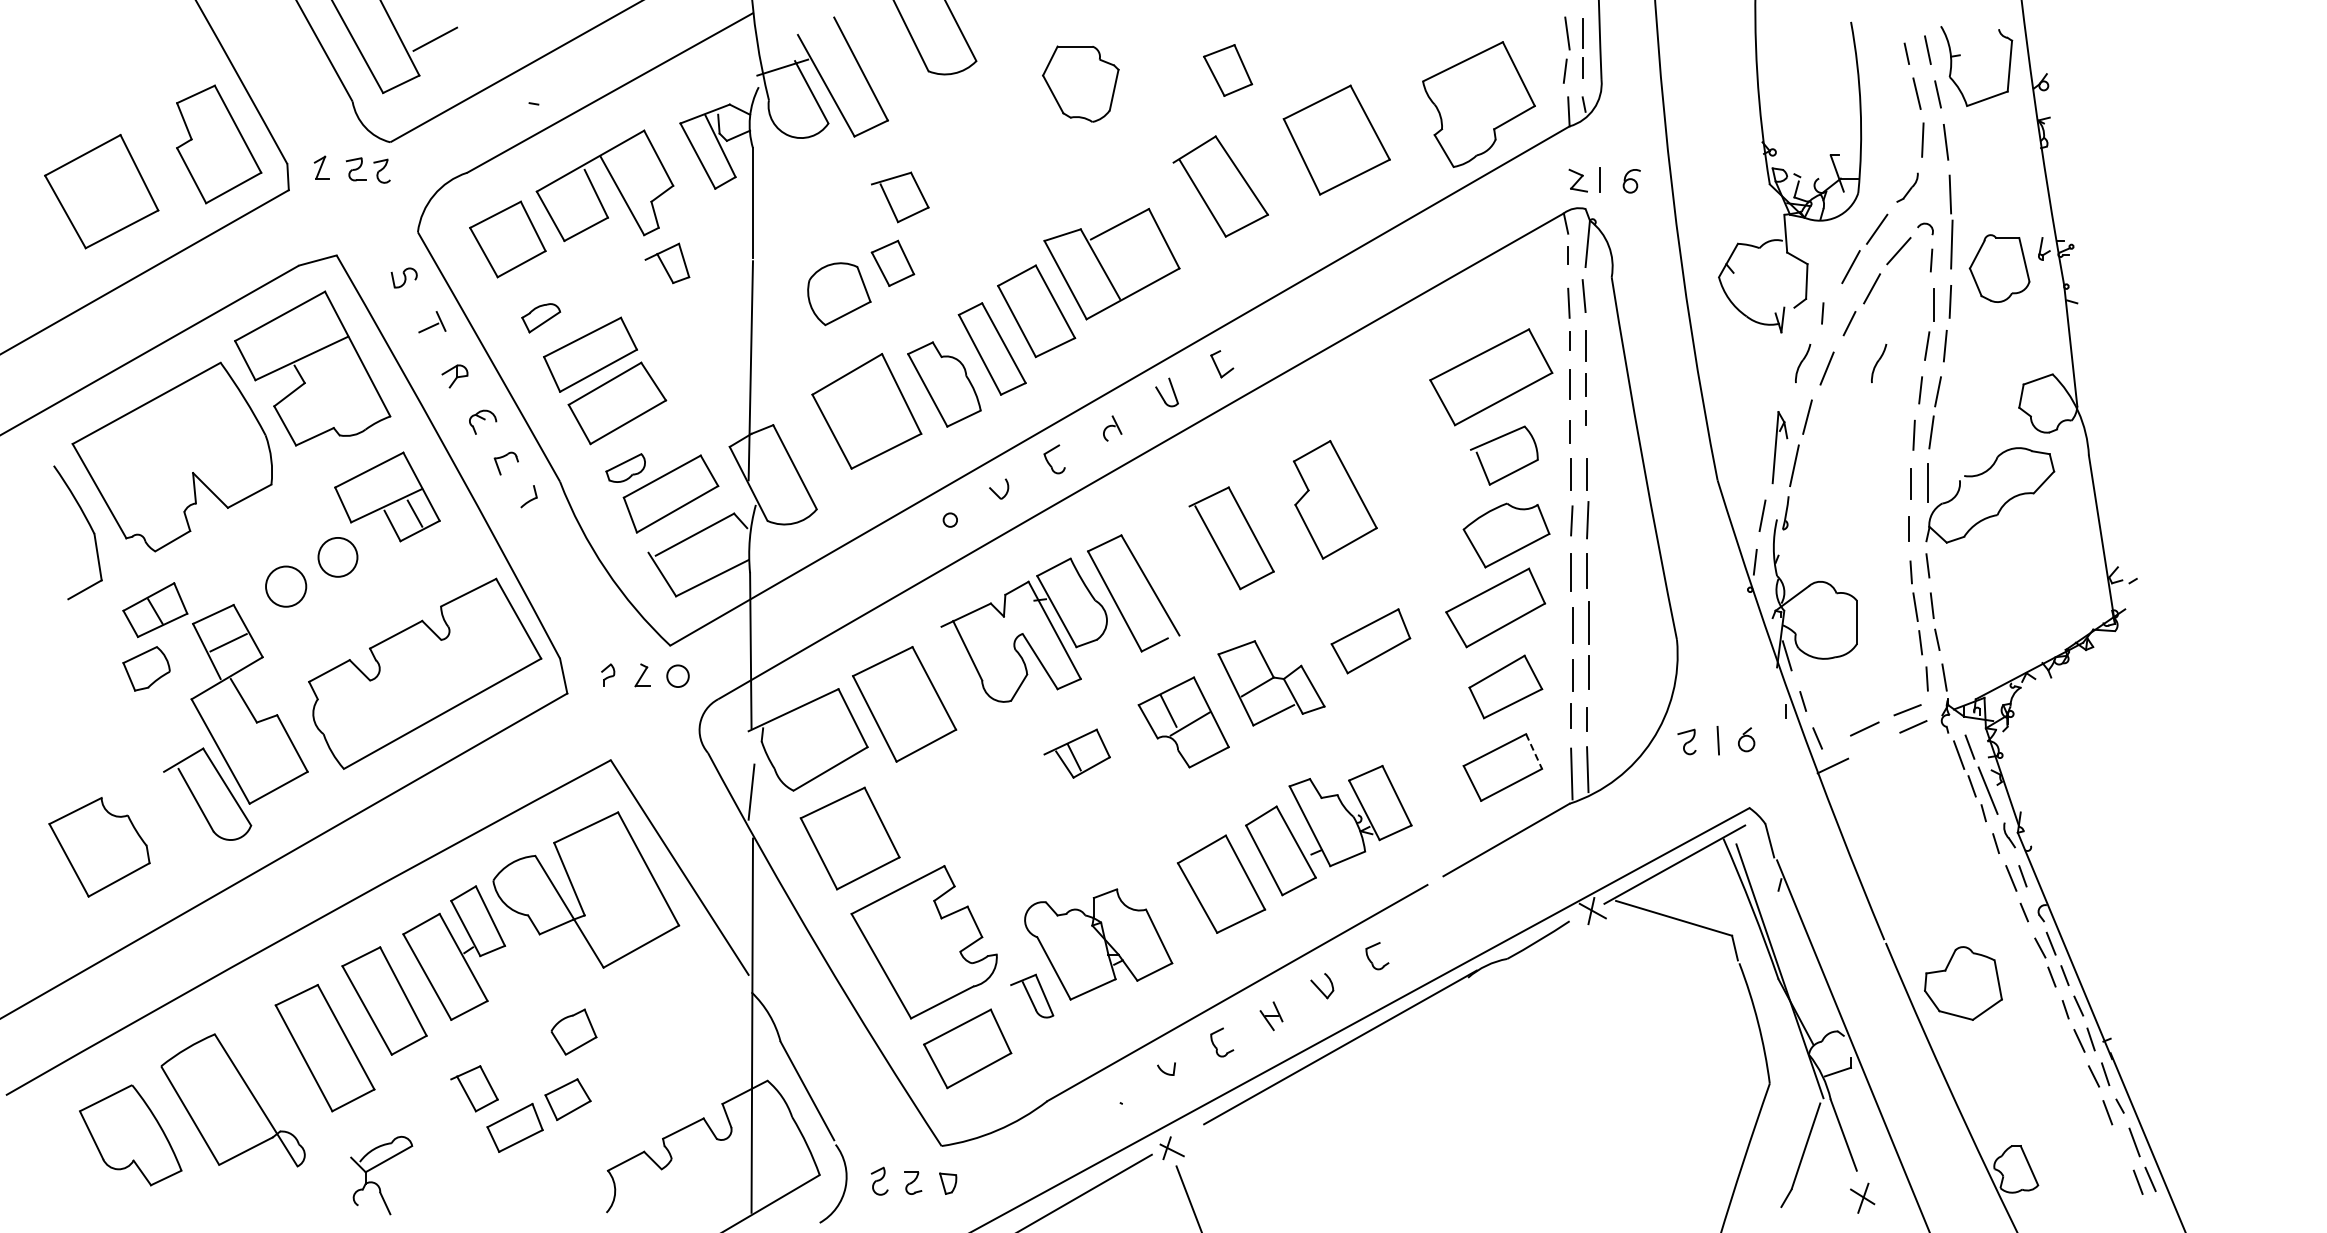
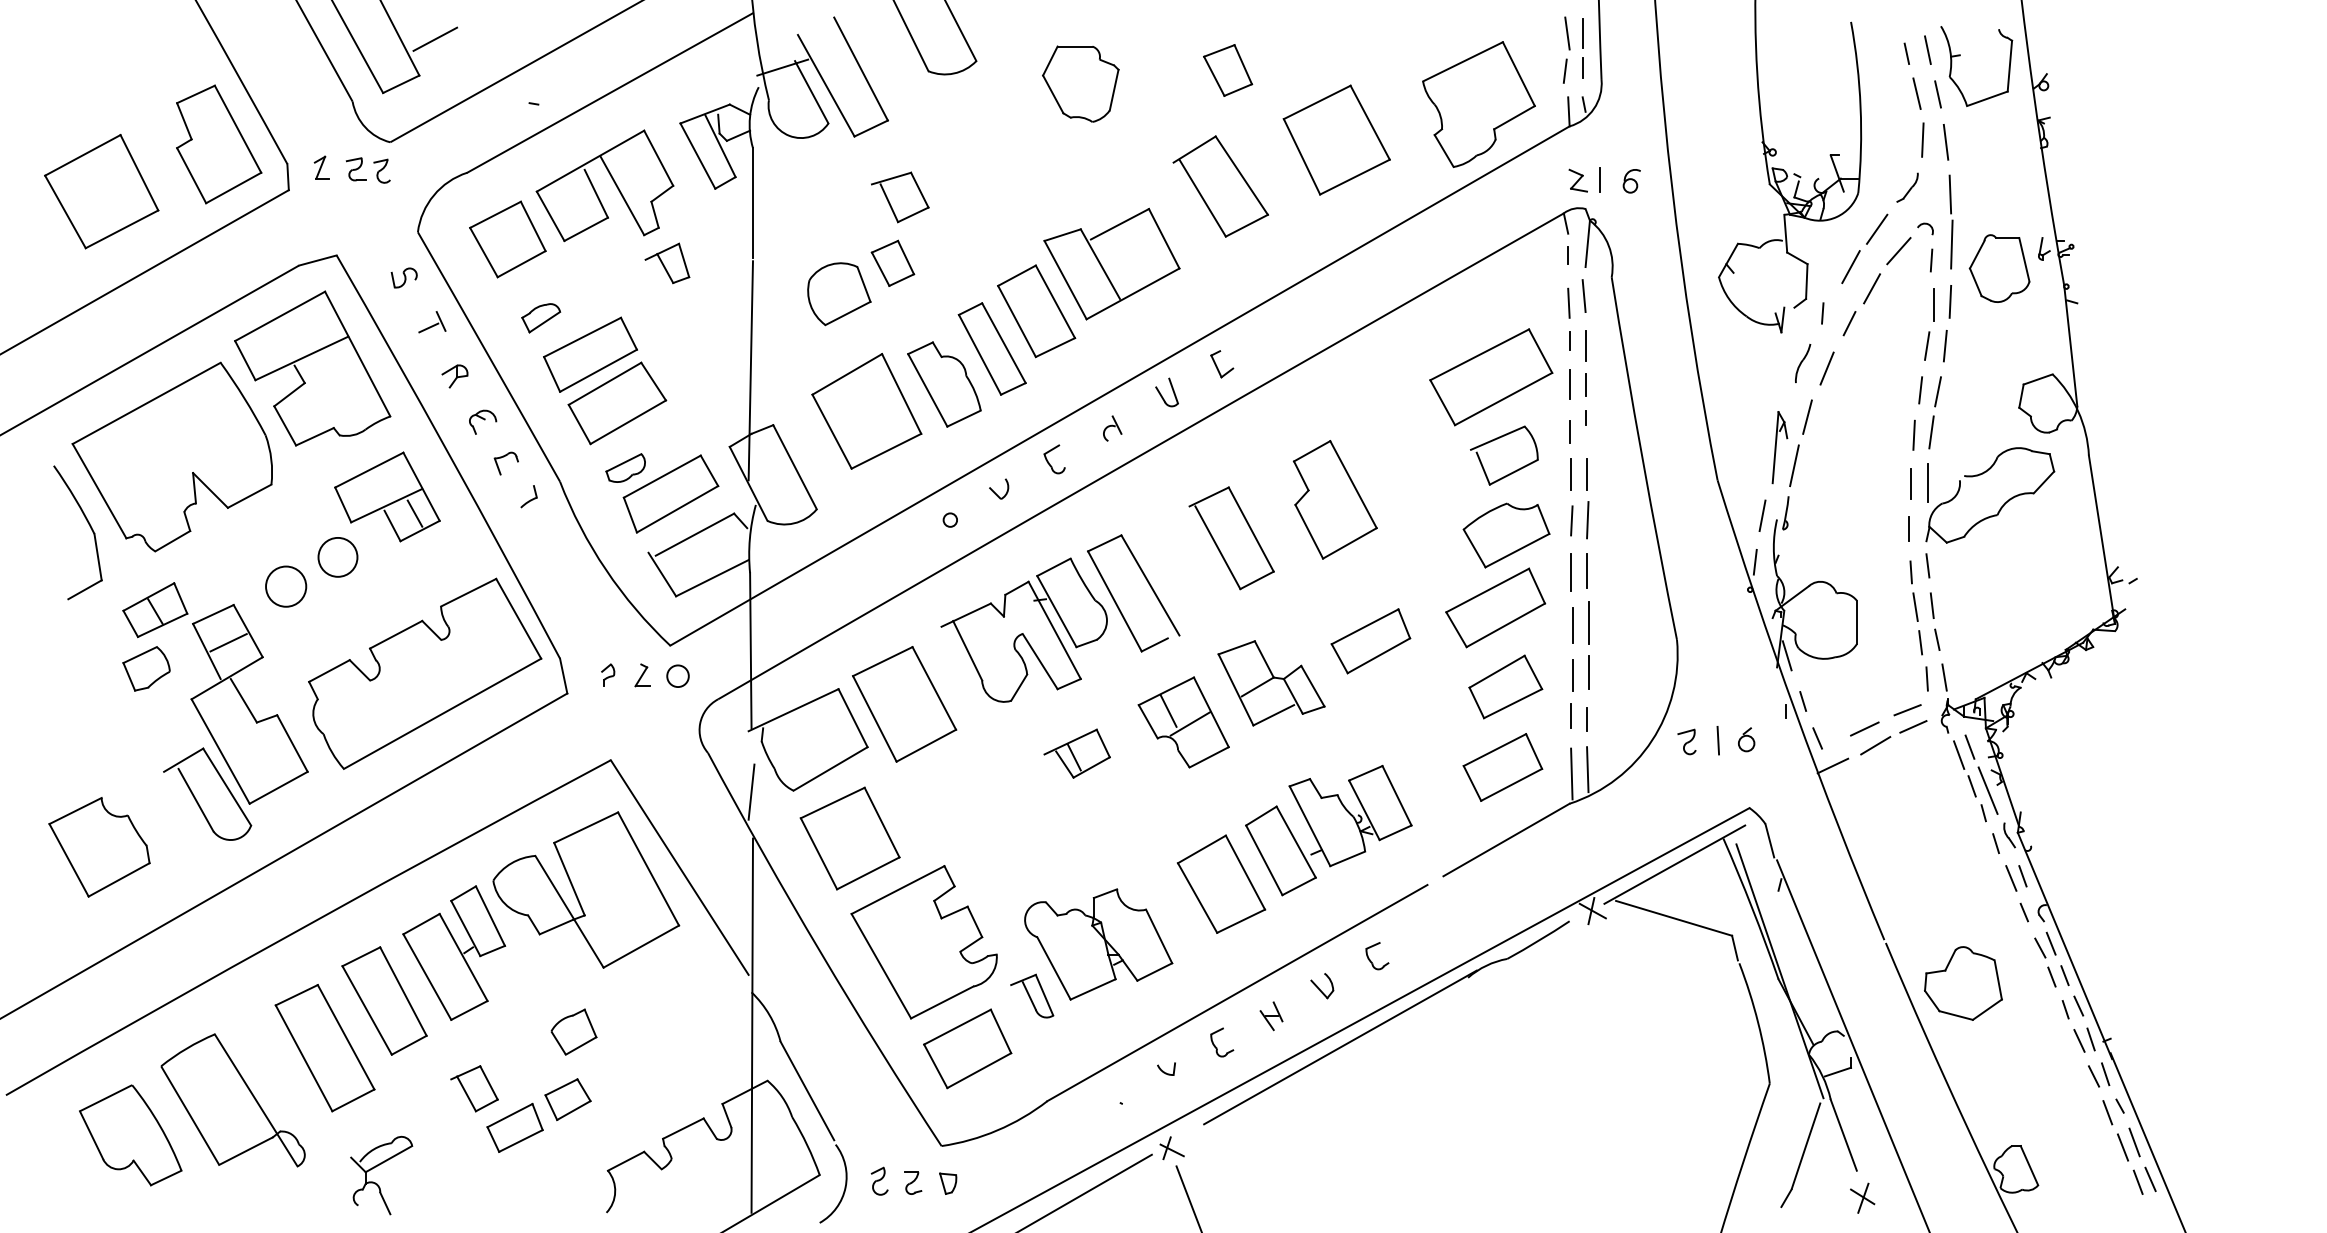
part: present -> none (1879, 363)
line: none -> present (1875, 745)
line: dashed -> solid (1534, 751)
line: none -> present (2122, 1147)
